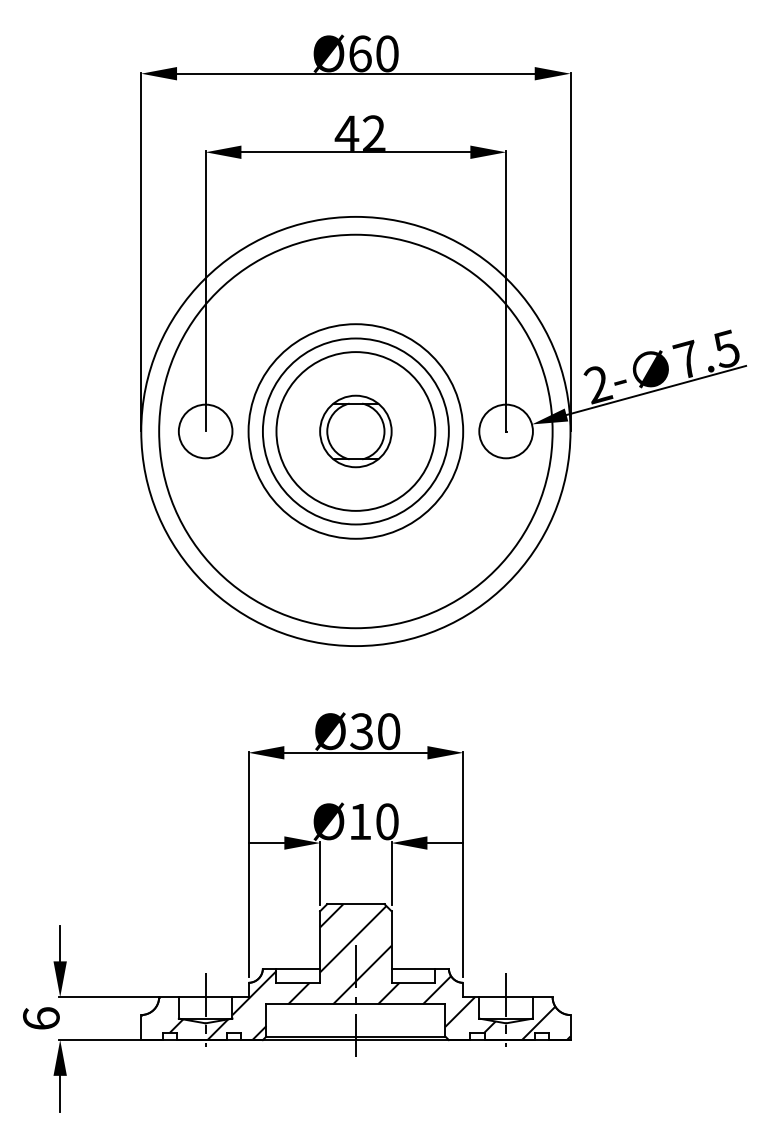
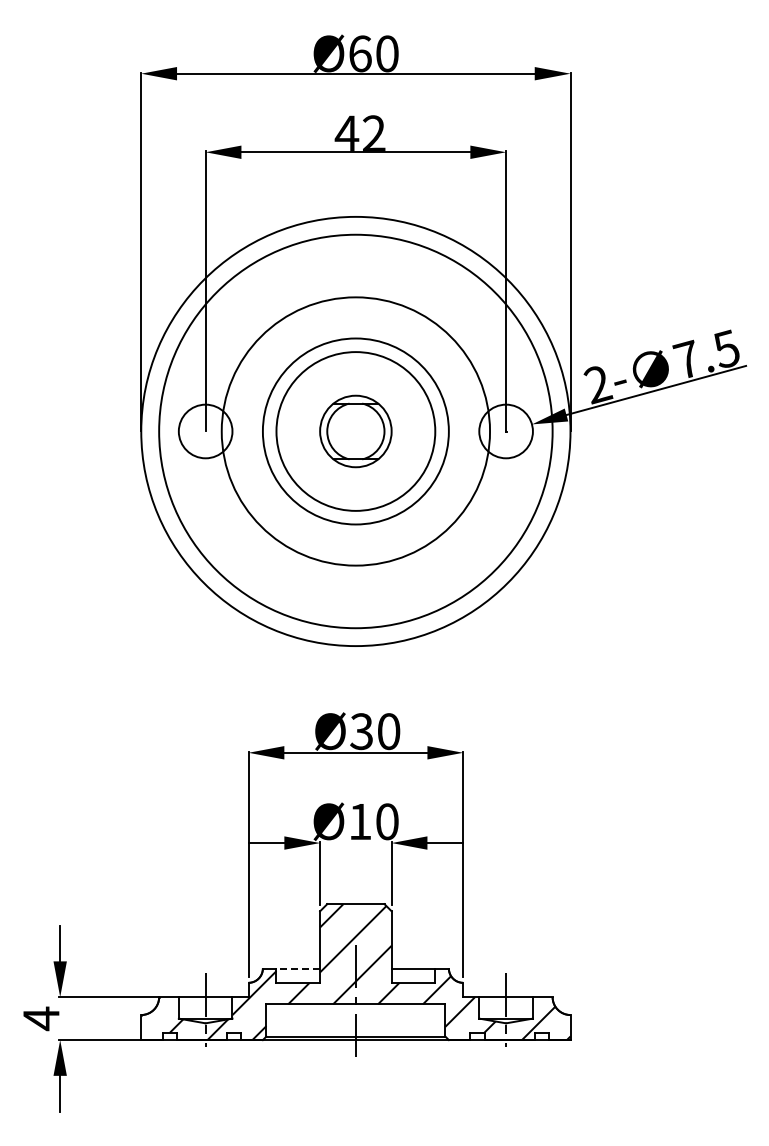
circle diameter: 215 px -> 268 px (355, 431)
line: solid -> dashed (298, 968)
text: 6 -> 4 (41, 1018)
